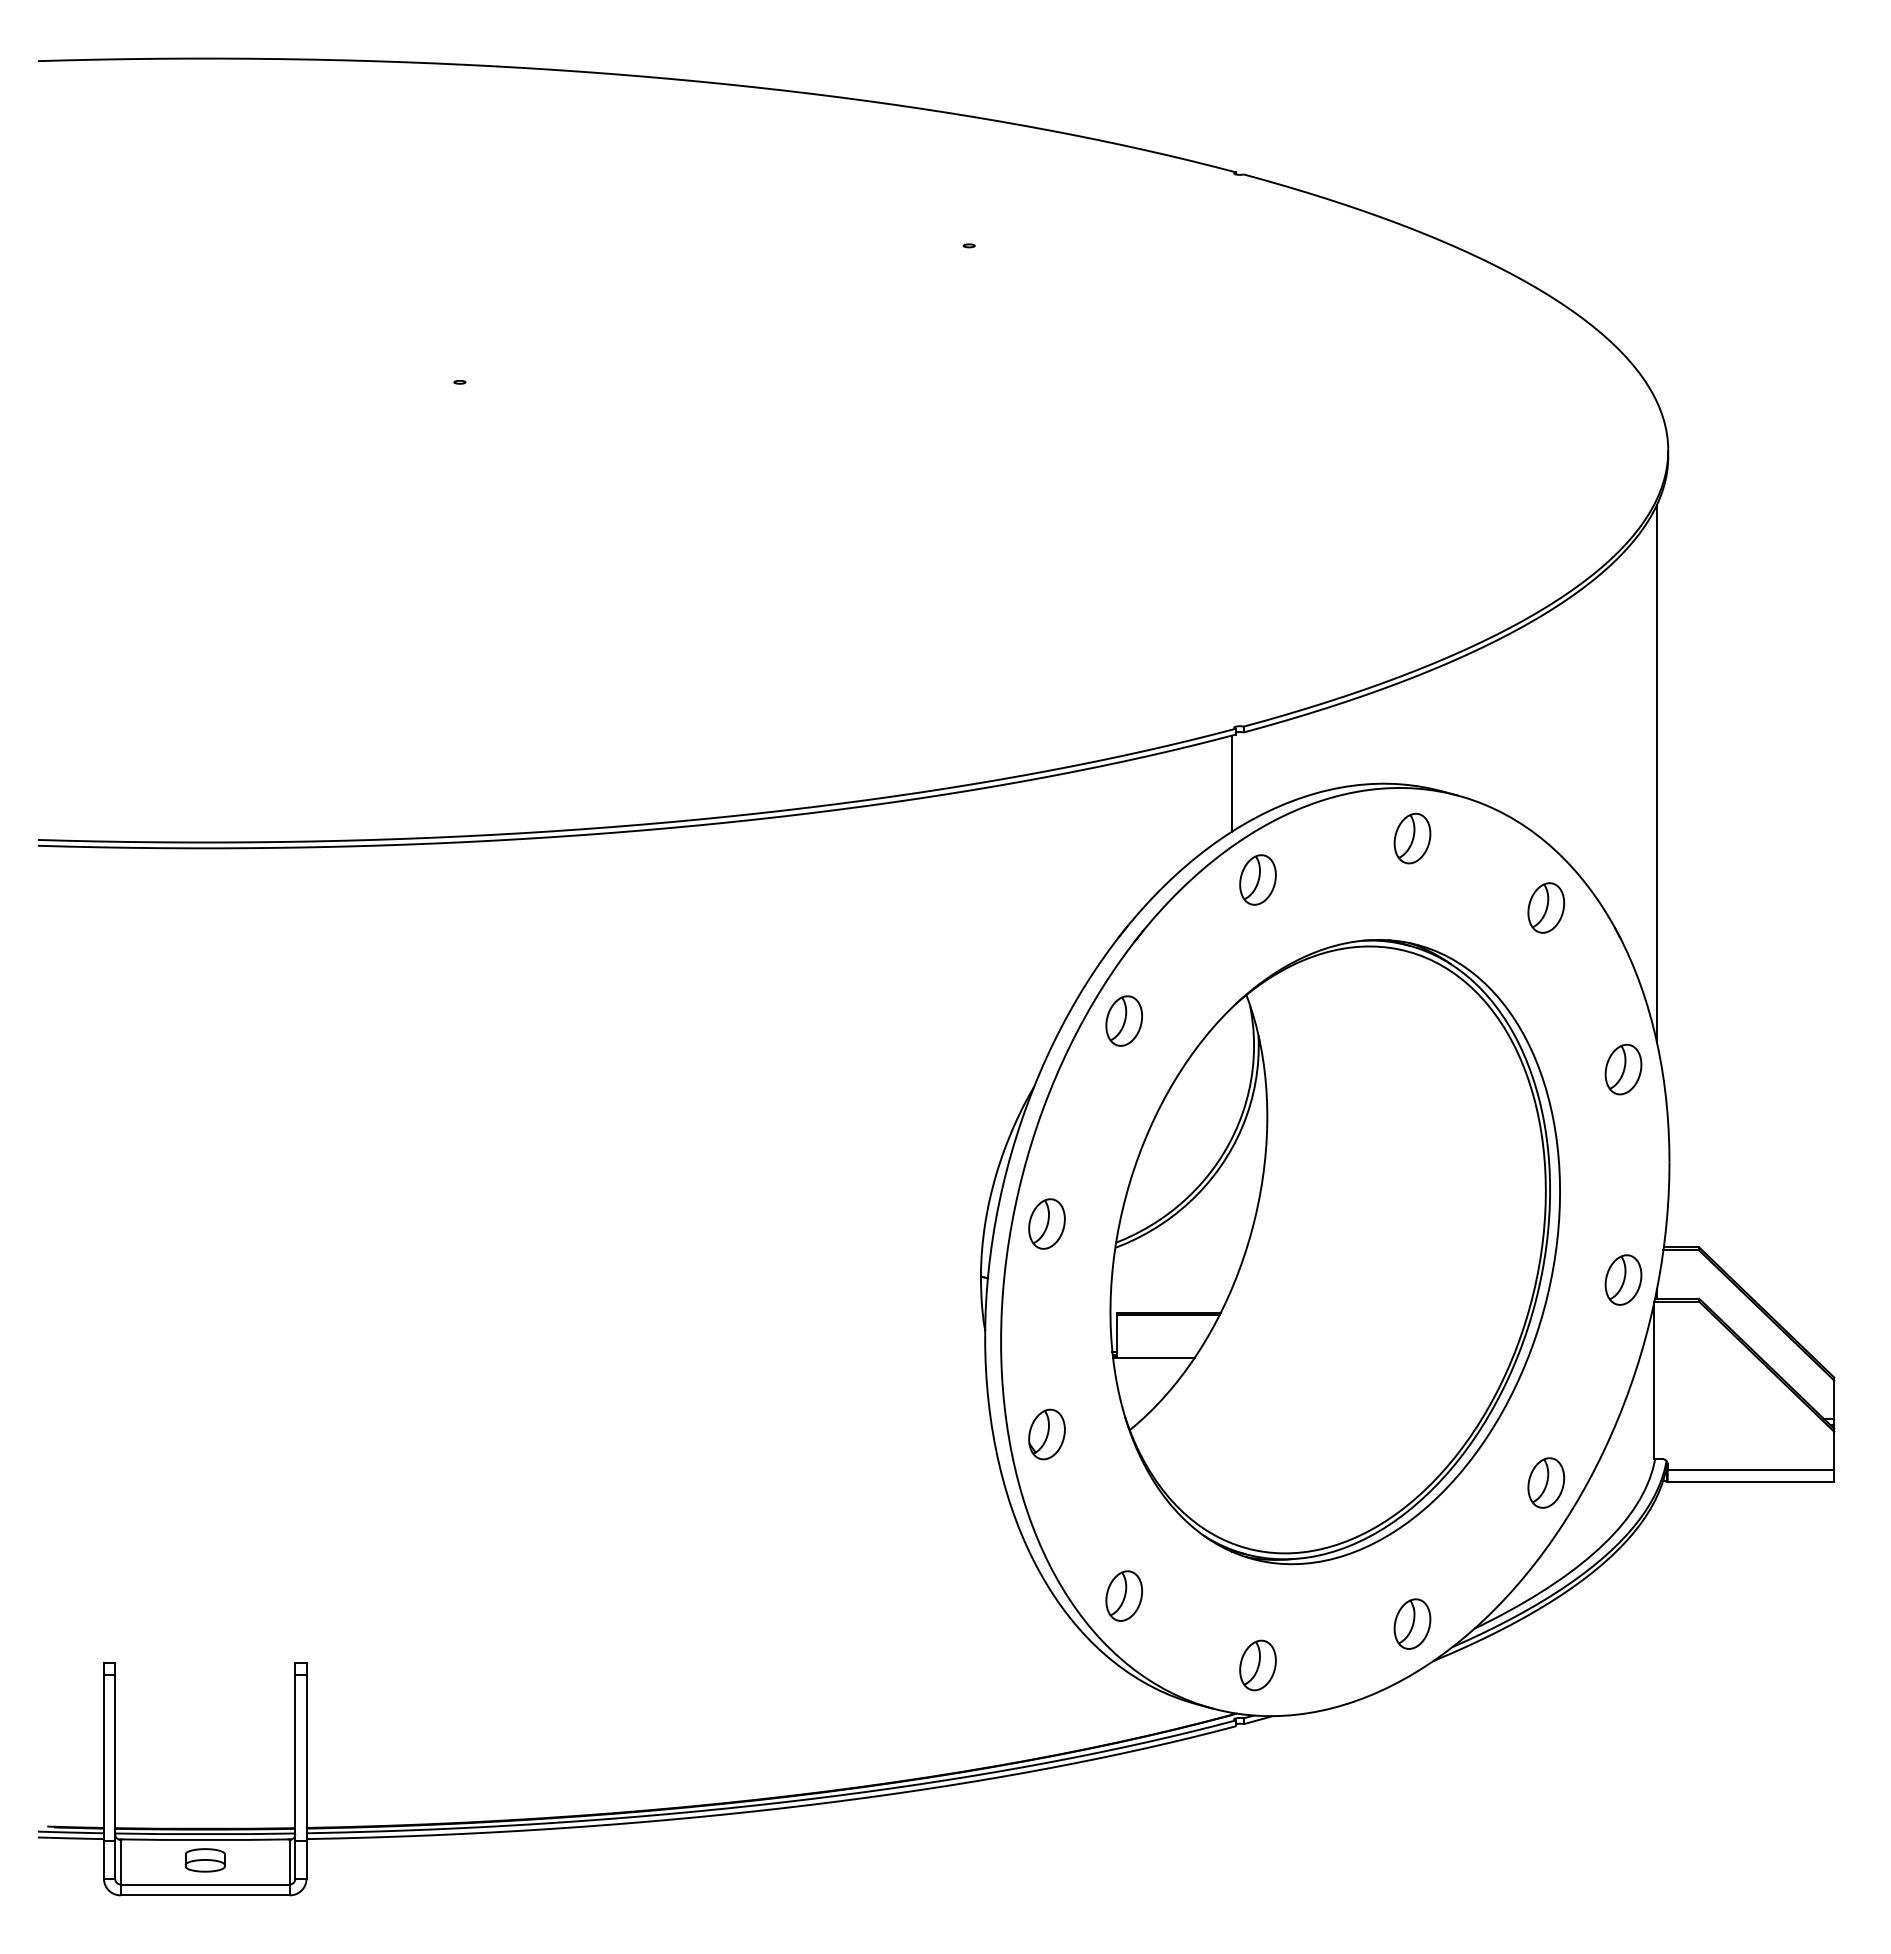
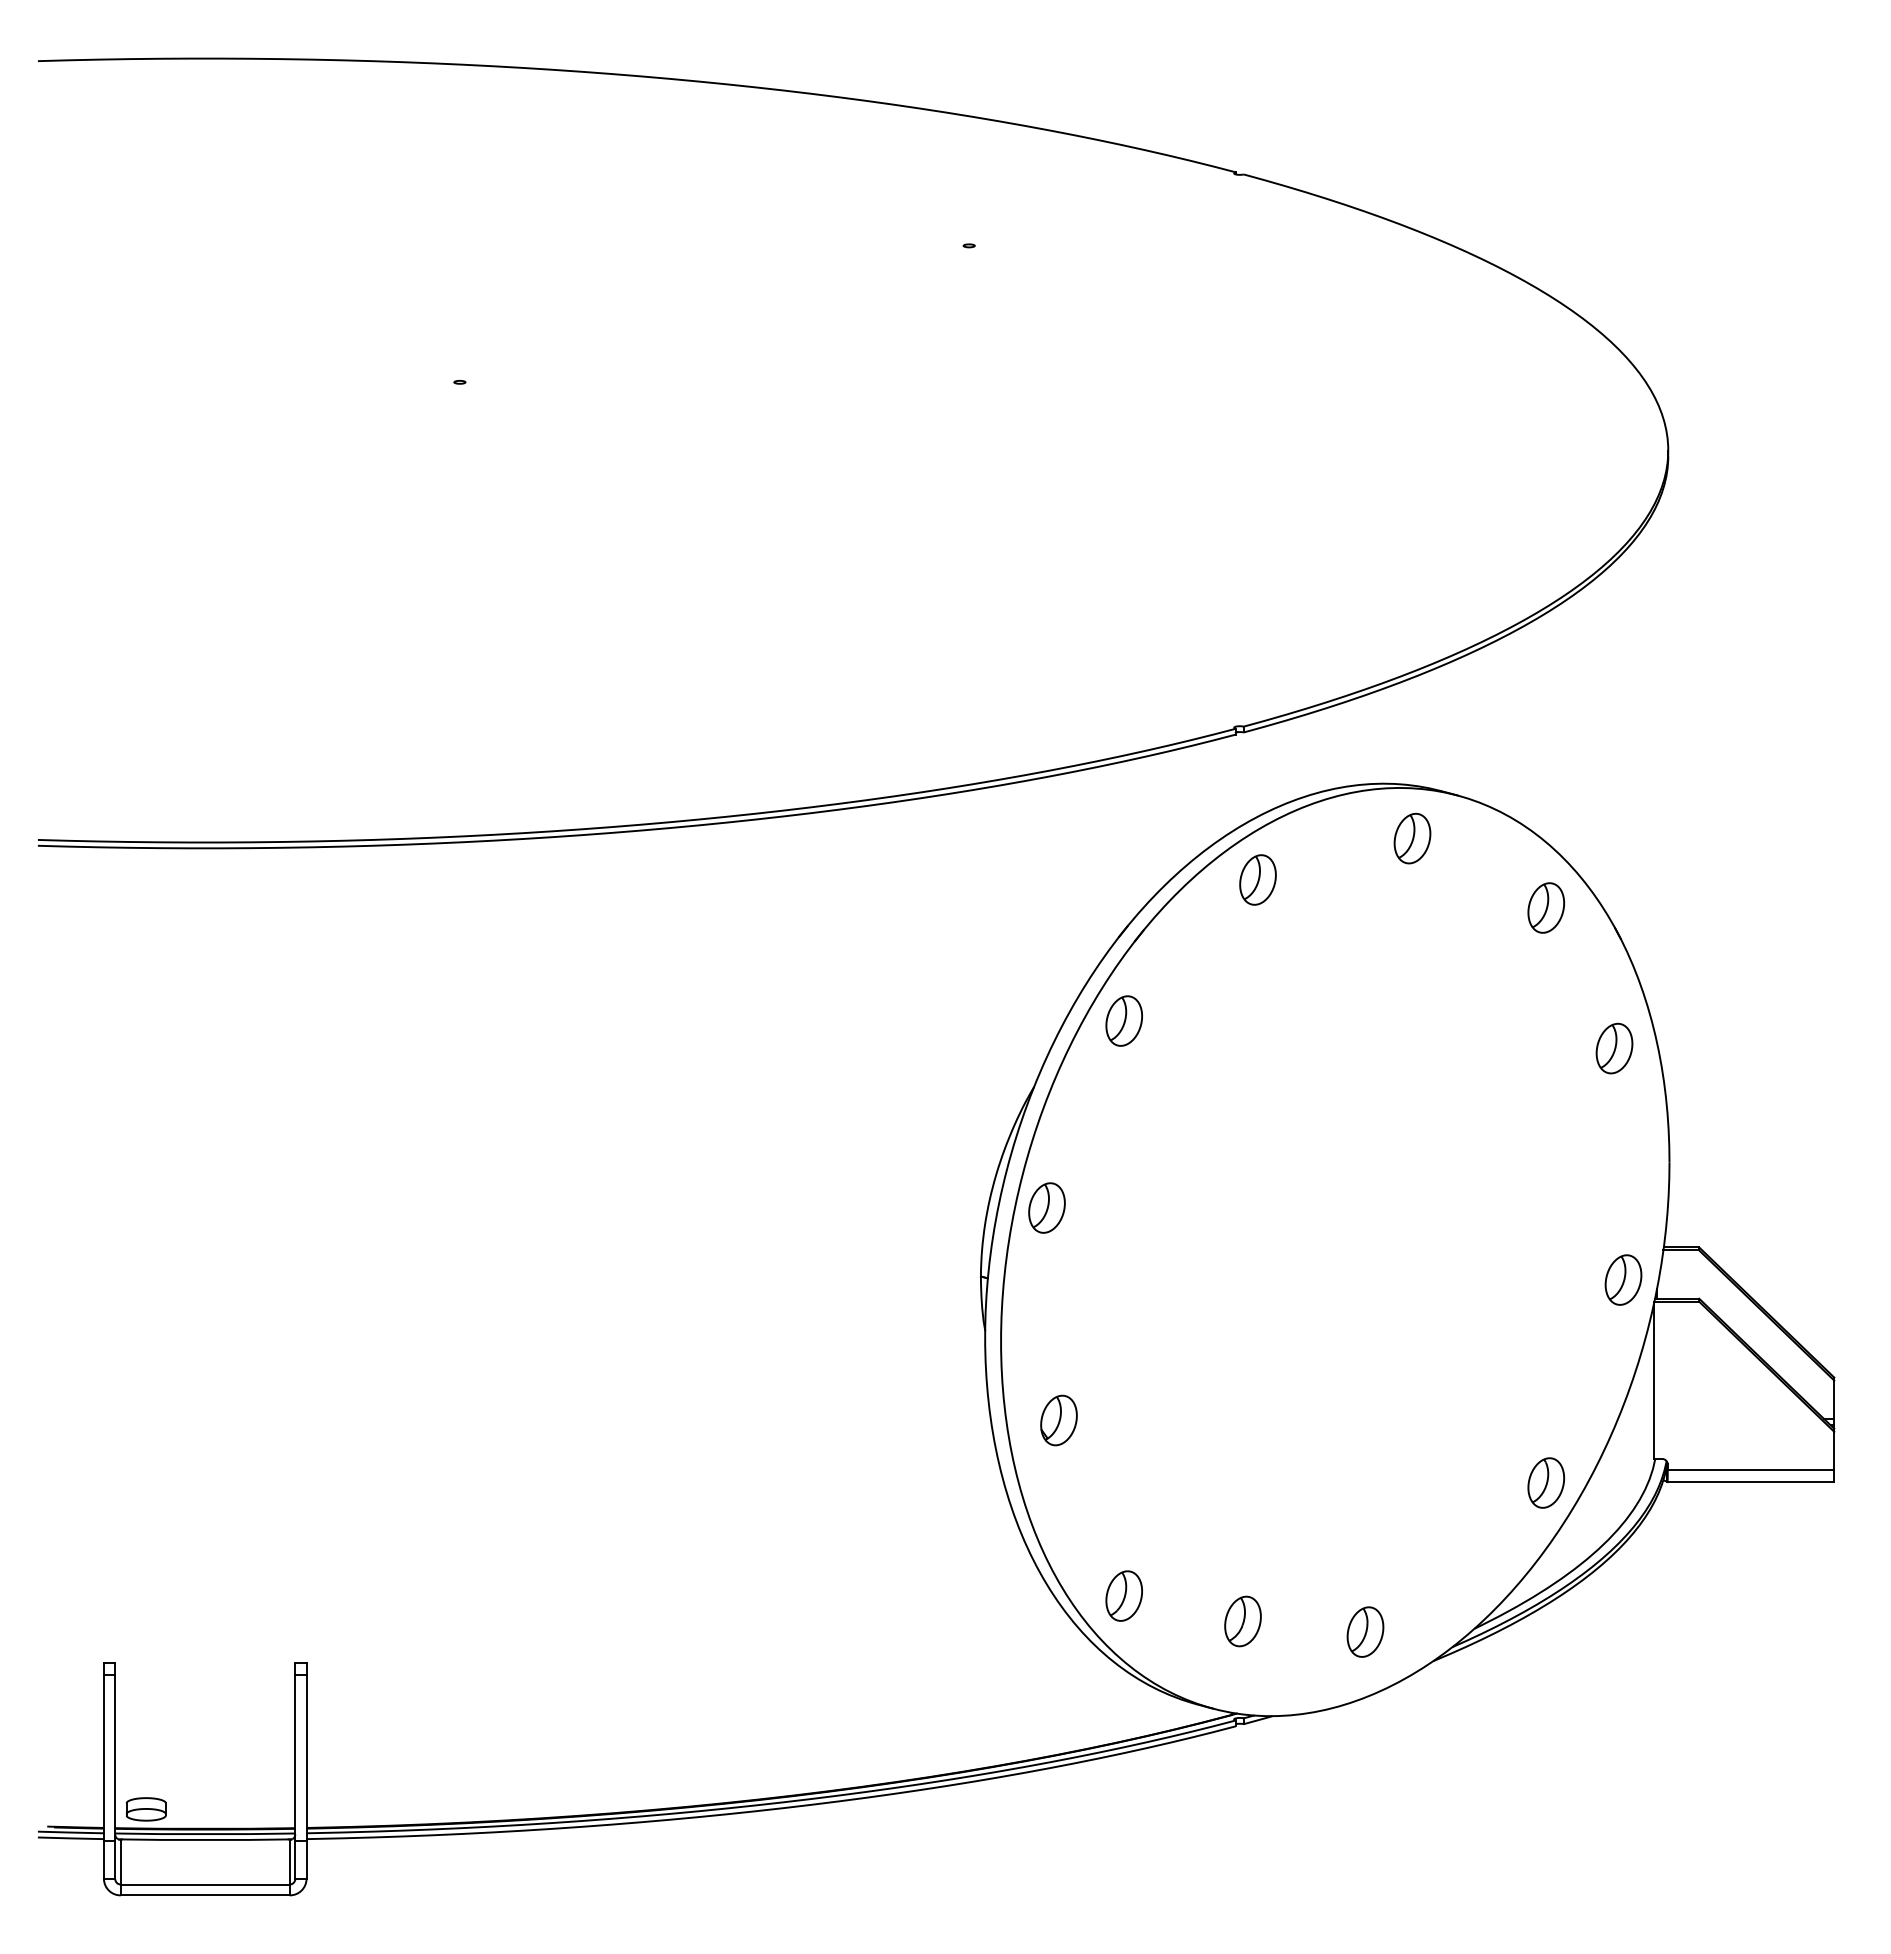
line: present -> none (1657, 773)
line: present -> none (1231, 783)
part position: (1623, 1069) -> (1614, 1048) (1614, 1048)
part position: (1046, 1223) -> (1046, 1207) (1046, 1207)
part: present -> none (1334, 1252)
part position: (1046, 1434) -> (1058, 1420) (1058, 1420)
part position: (1412, 1623) -> (1365, 1631) (1365, 1631)
part position: (1257, 1665) -> (1242, 1621) (1242, 1621)
part position: (204, 1860) -> (145, 1809) (145, 1809)
